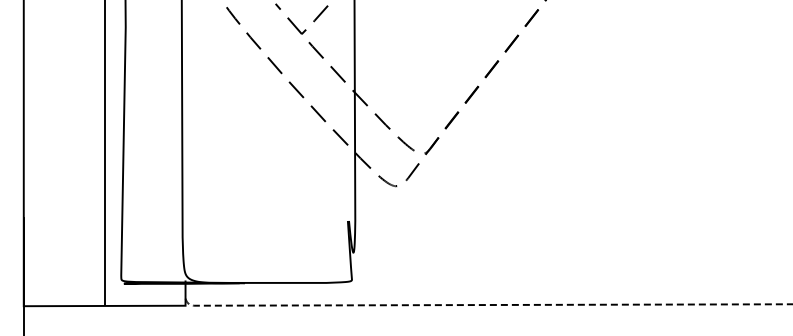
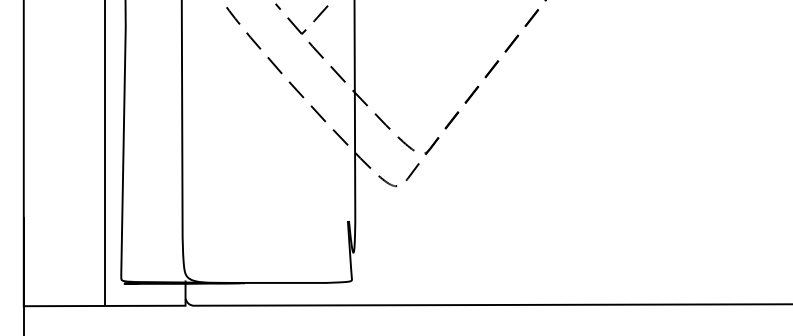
line: dashed -> solid (483, 305)
